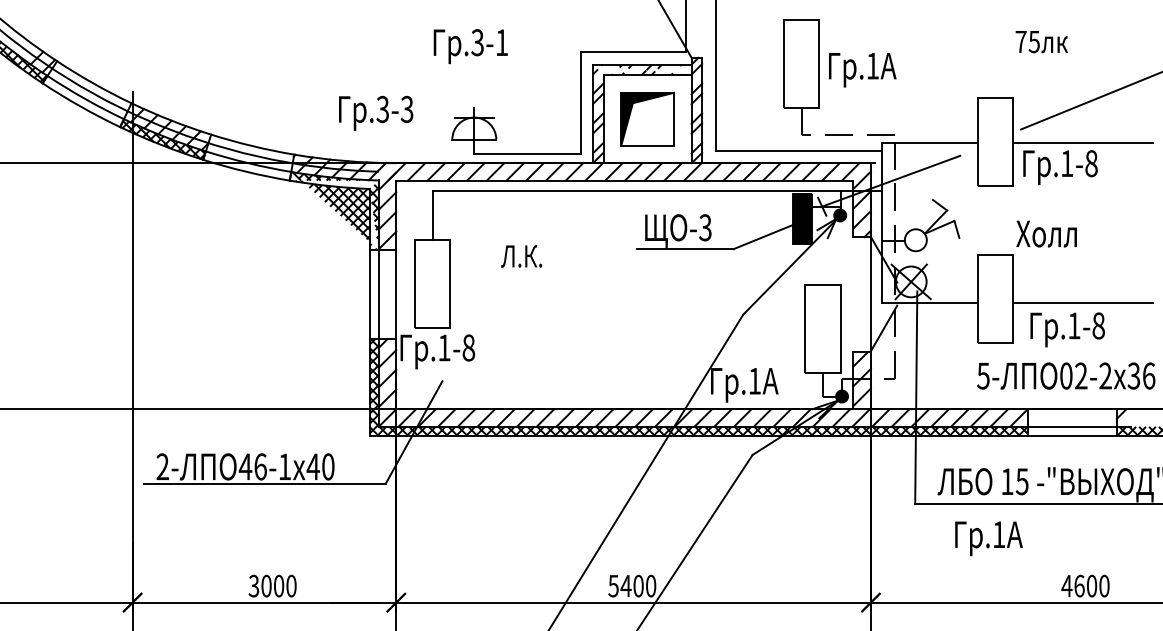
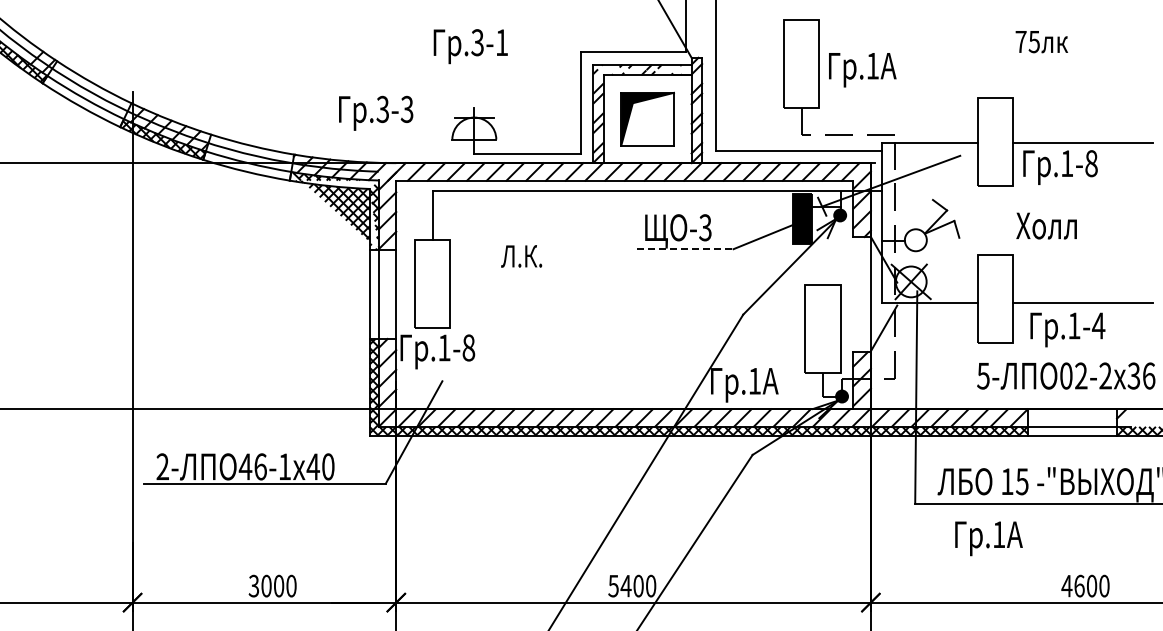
line: present -> none (1090, 101)
text position: (1046, 233) -> (1046, 225) (1046, 225)
line: solid -> dashed (685, 249)
text: .1-8 -> .1-4 (1098, 325)
